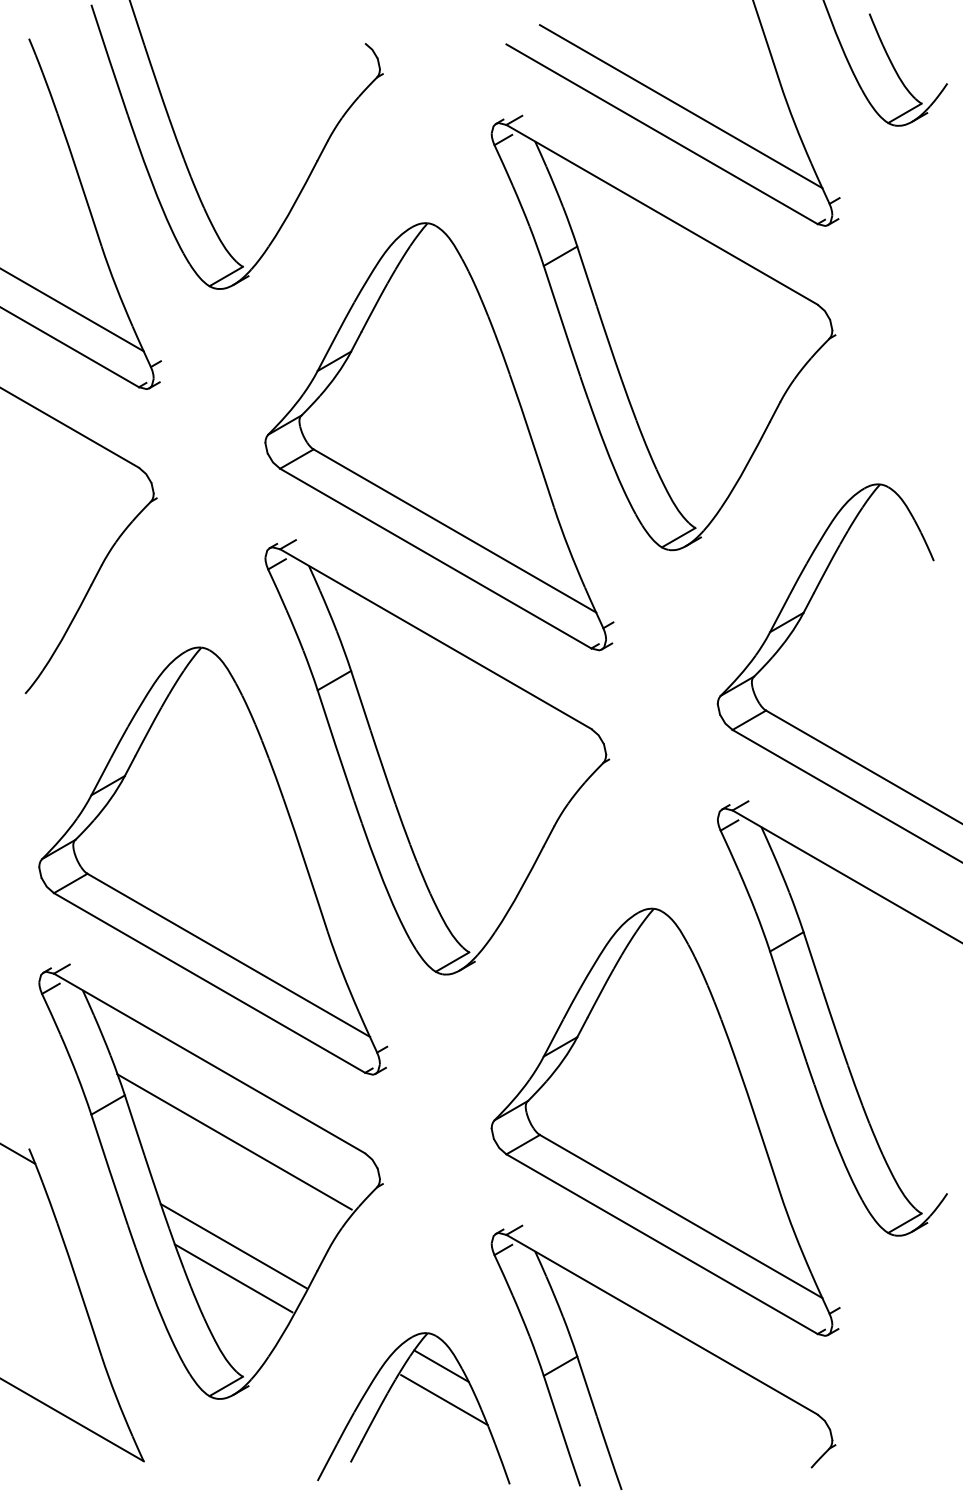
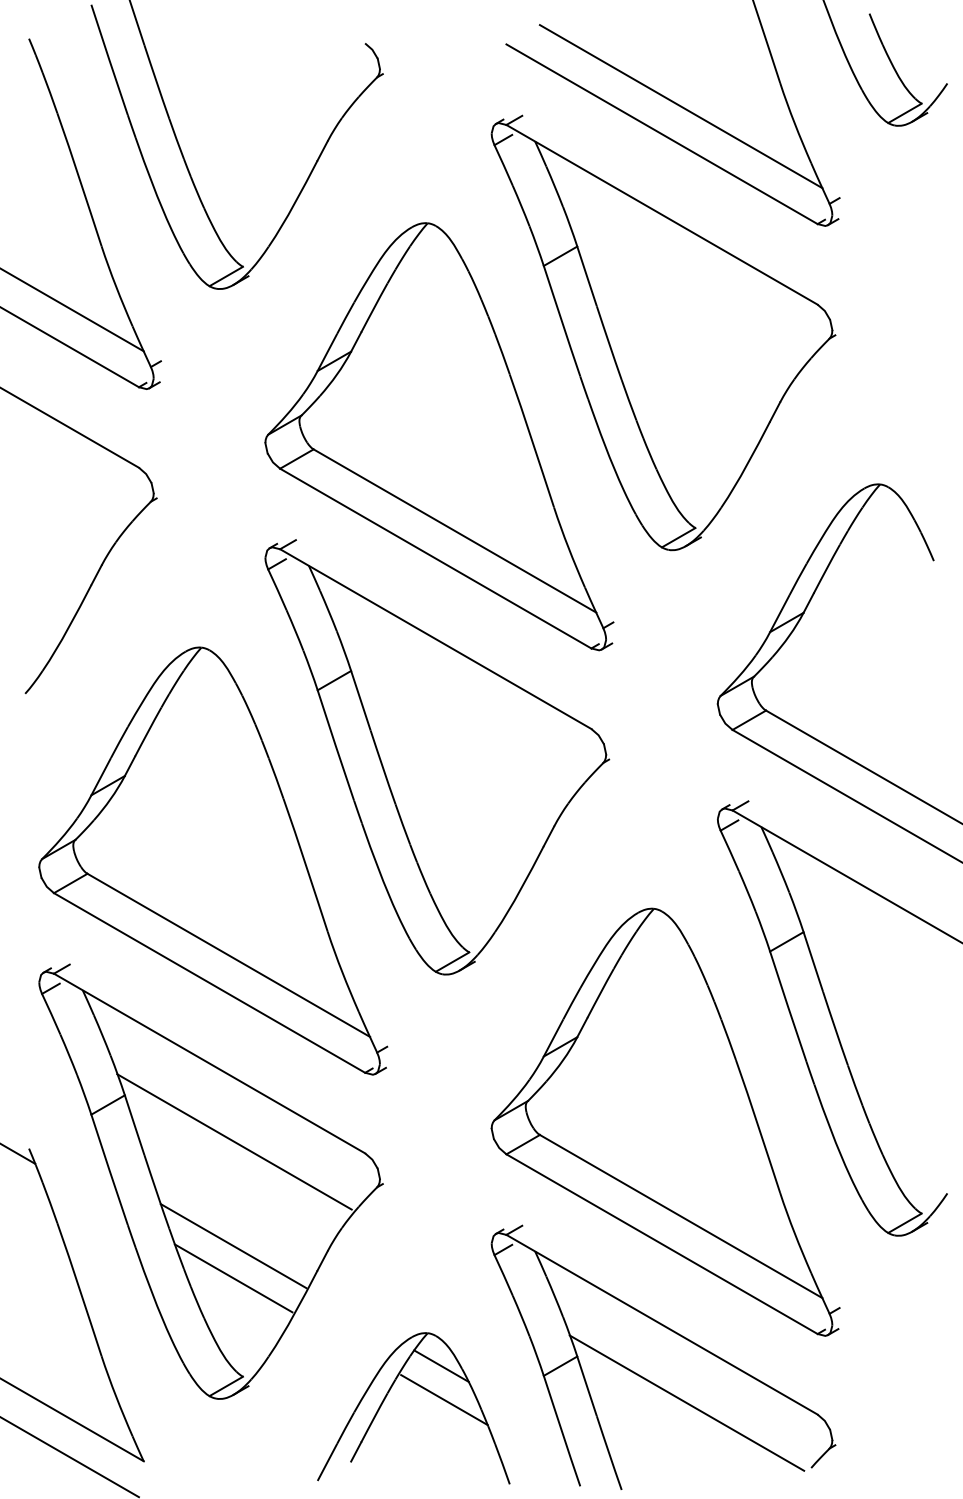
line: none -> present (686, 1402)
line: none -> present (69, 1456)
